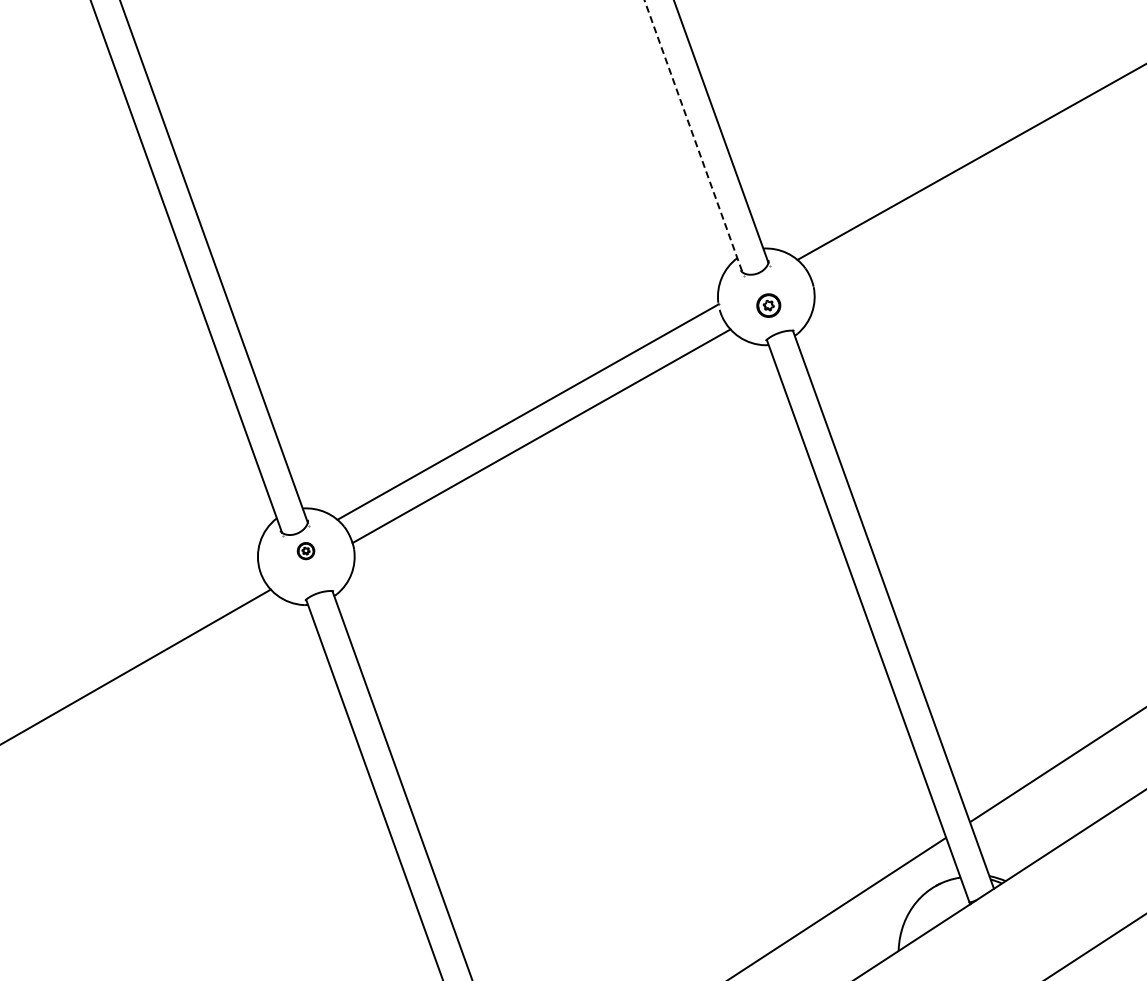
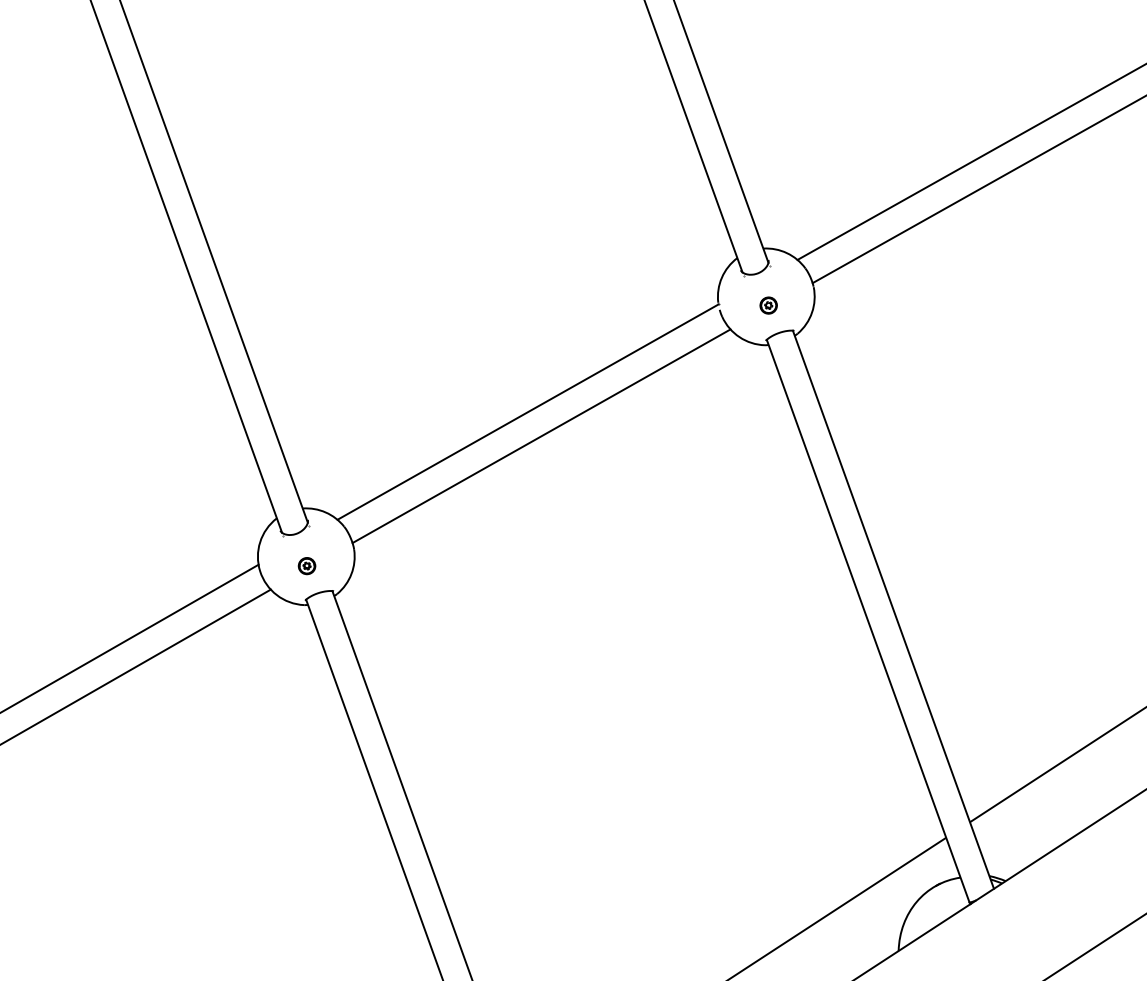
line: dashed -> solid (693, 137)
line: none -> present (977, 190)
part size: 26x25 px -> 19x19 px (768, 305)
part position: (305, 551) -> (306, 566) (306, 566)
line: none -> present (130, 637)
